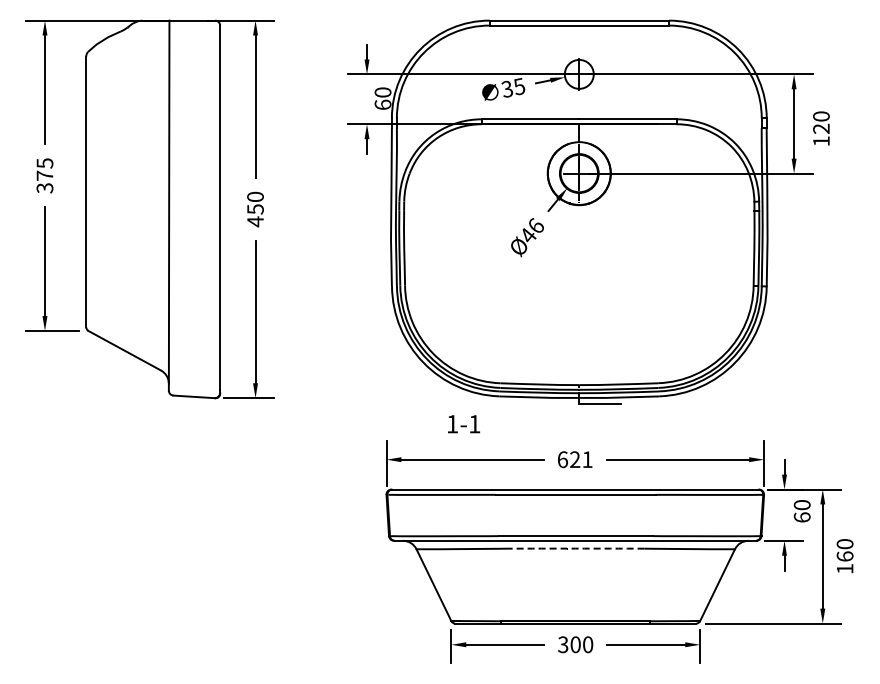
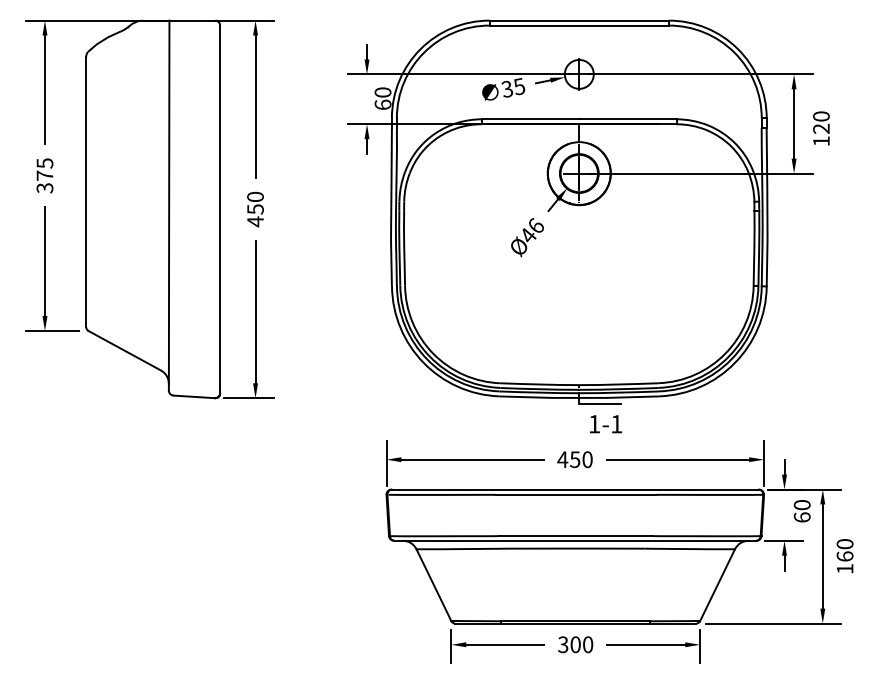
text position: (463, 424) -> (605, 424) (605, 424)
text: 621 -> 450 (574, 459)
arc: dashed -> solid (575, 548)
